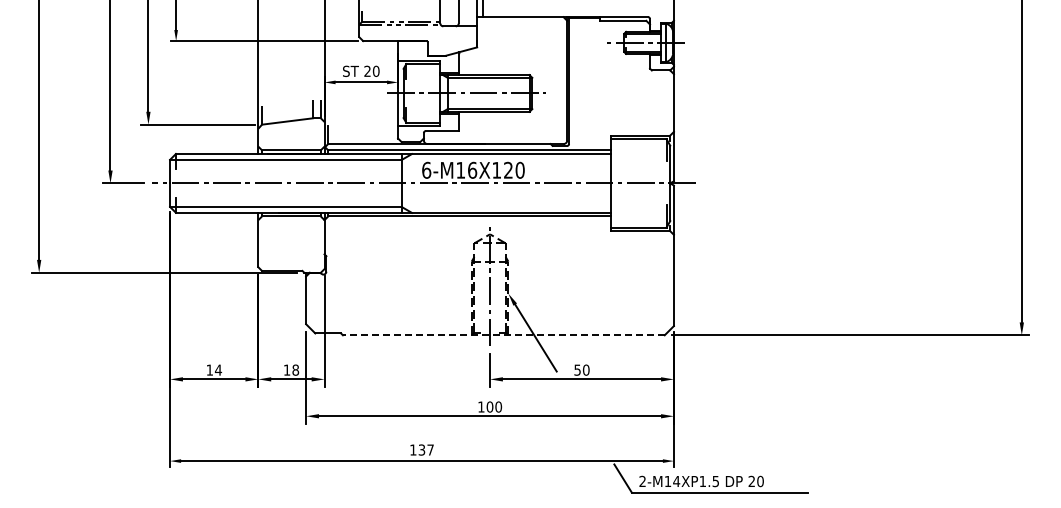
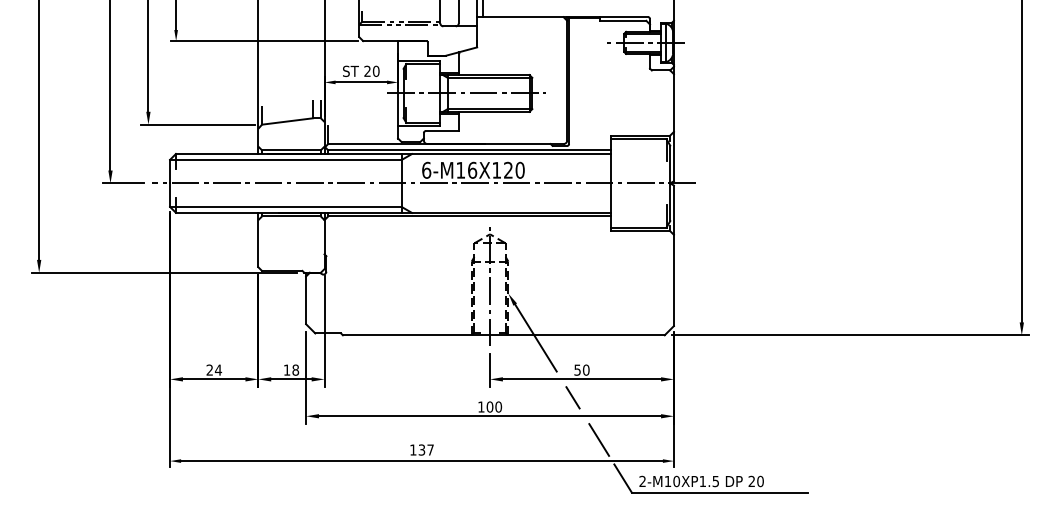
line: dashed -> solid (503, 335)
text: 14 -> 24 (209, 369)
line: none -> present (572, 397)
line: none -> present (599, 439)
text: 2-M14XP1.5 -> 2-M10XP1.5 (676, 481)
